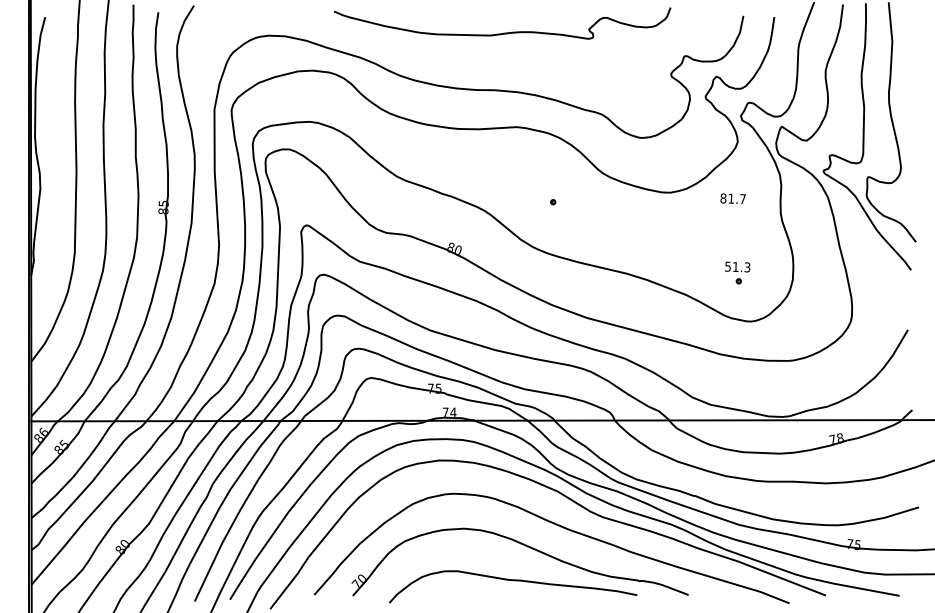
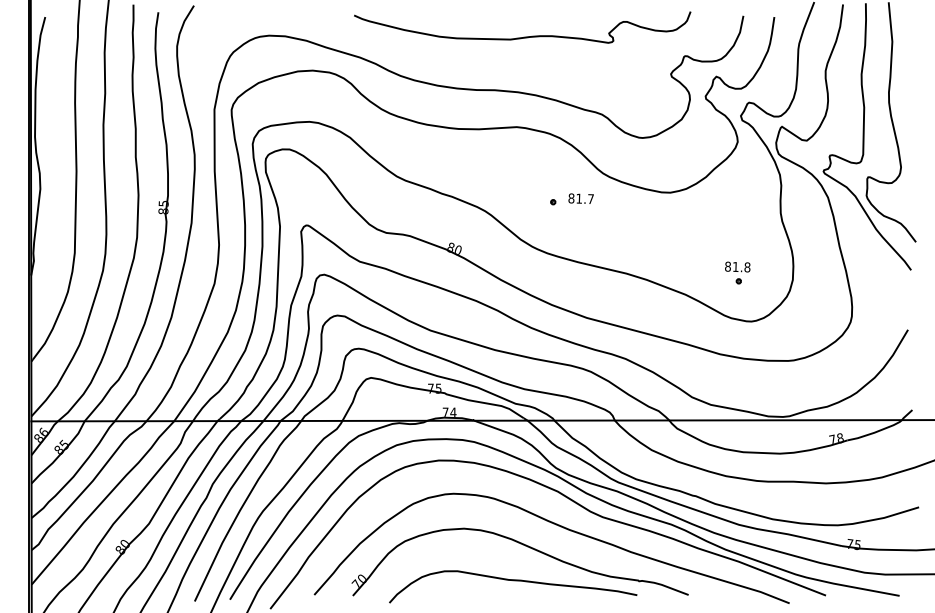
curve position: (503, 32) -> (523, 36) (523, 36)
text position: (732, 198) -> (580, 198) (580, 198)
text: 51.3 -> 81.8 (737, 266)
